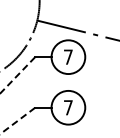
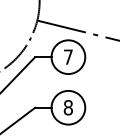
line: dashed -> solid (17, 75)
text: 7 -> 8 (67, 107)
line: dashed -> solid (17, 120)
